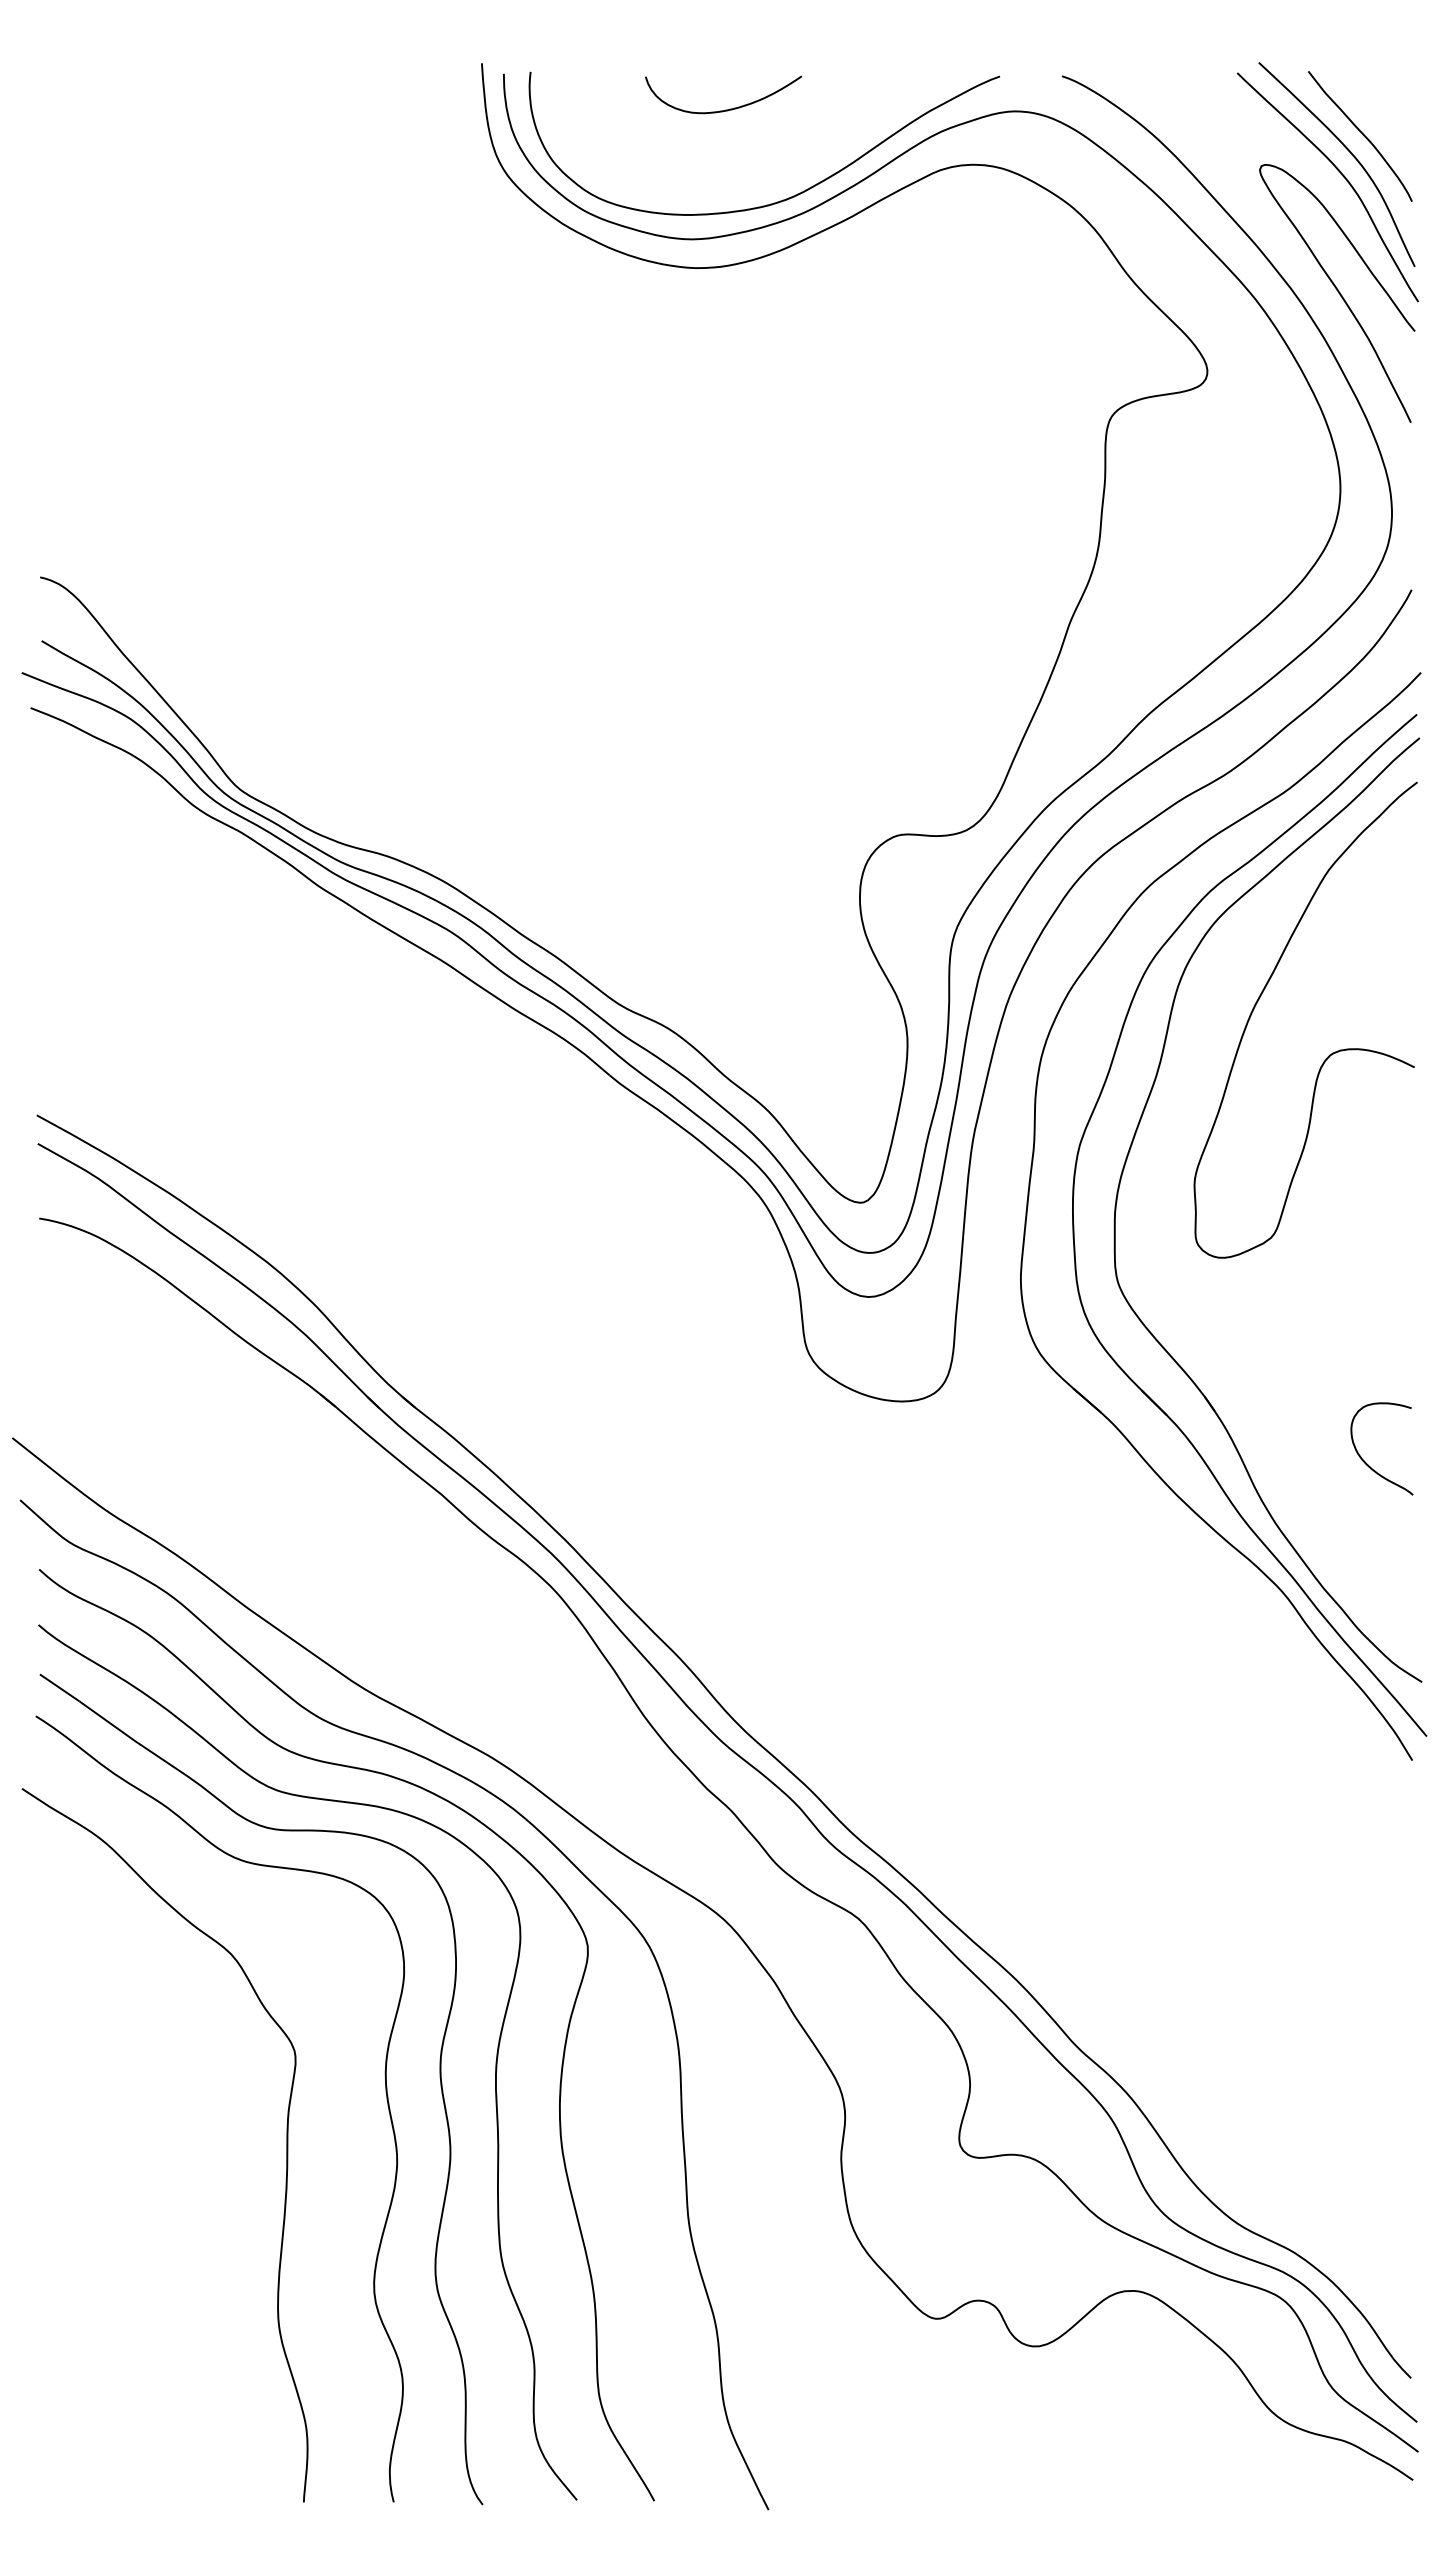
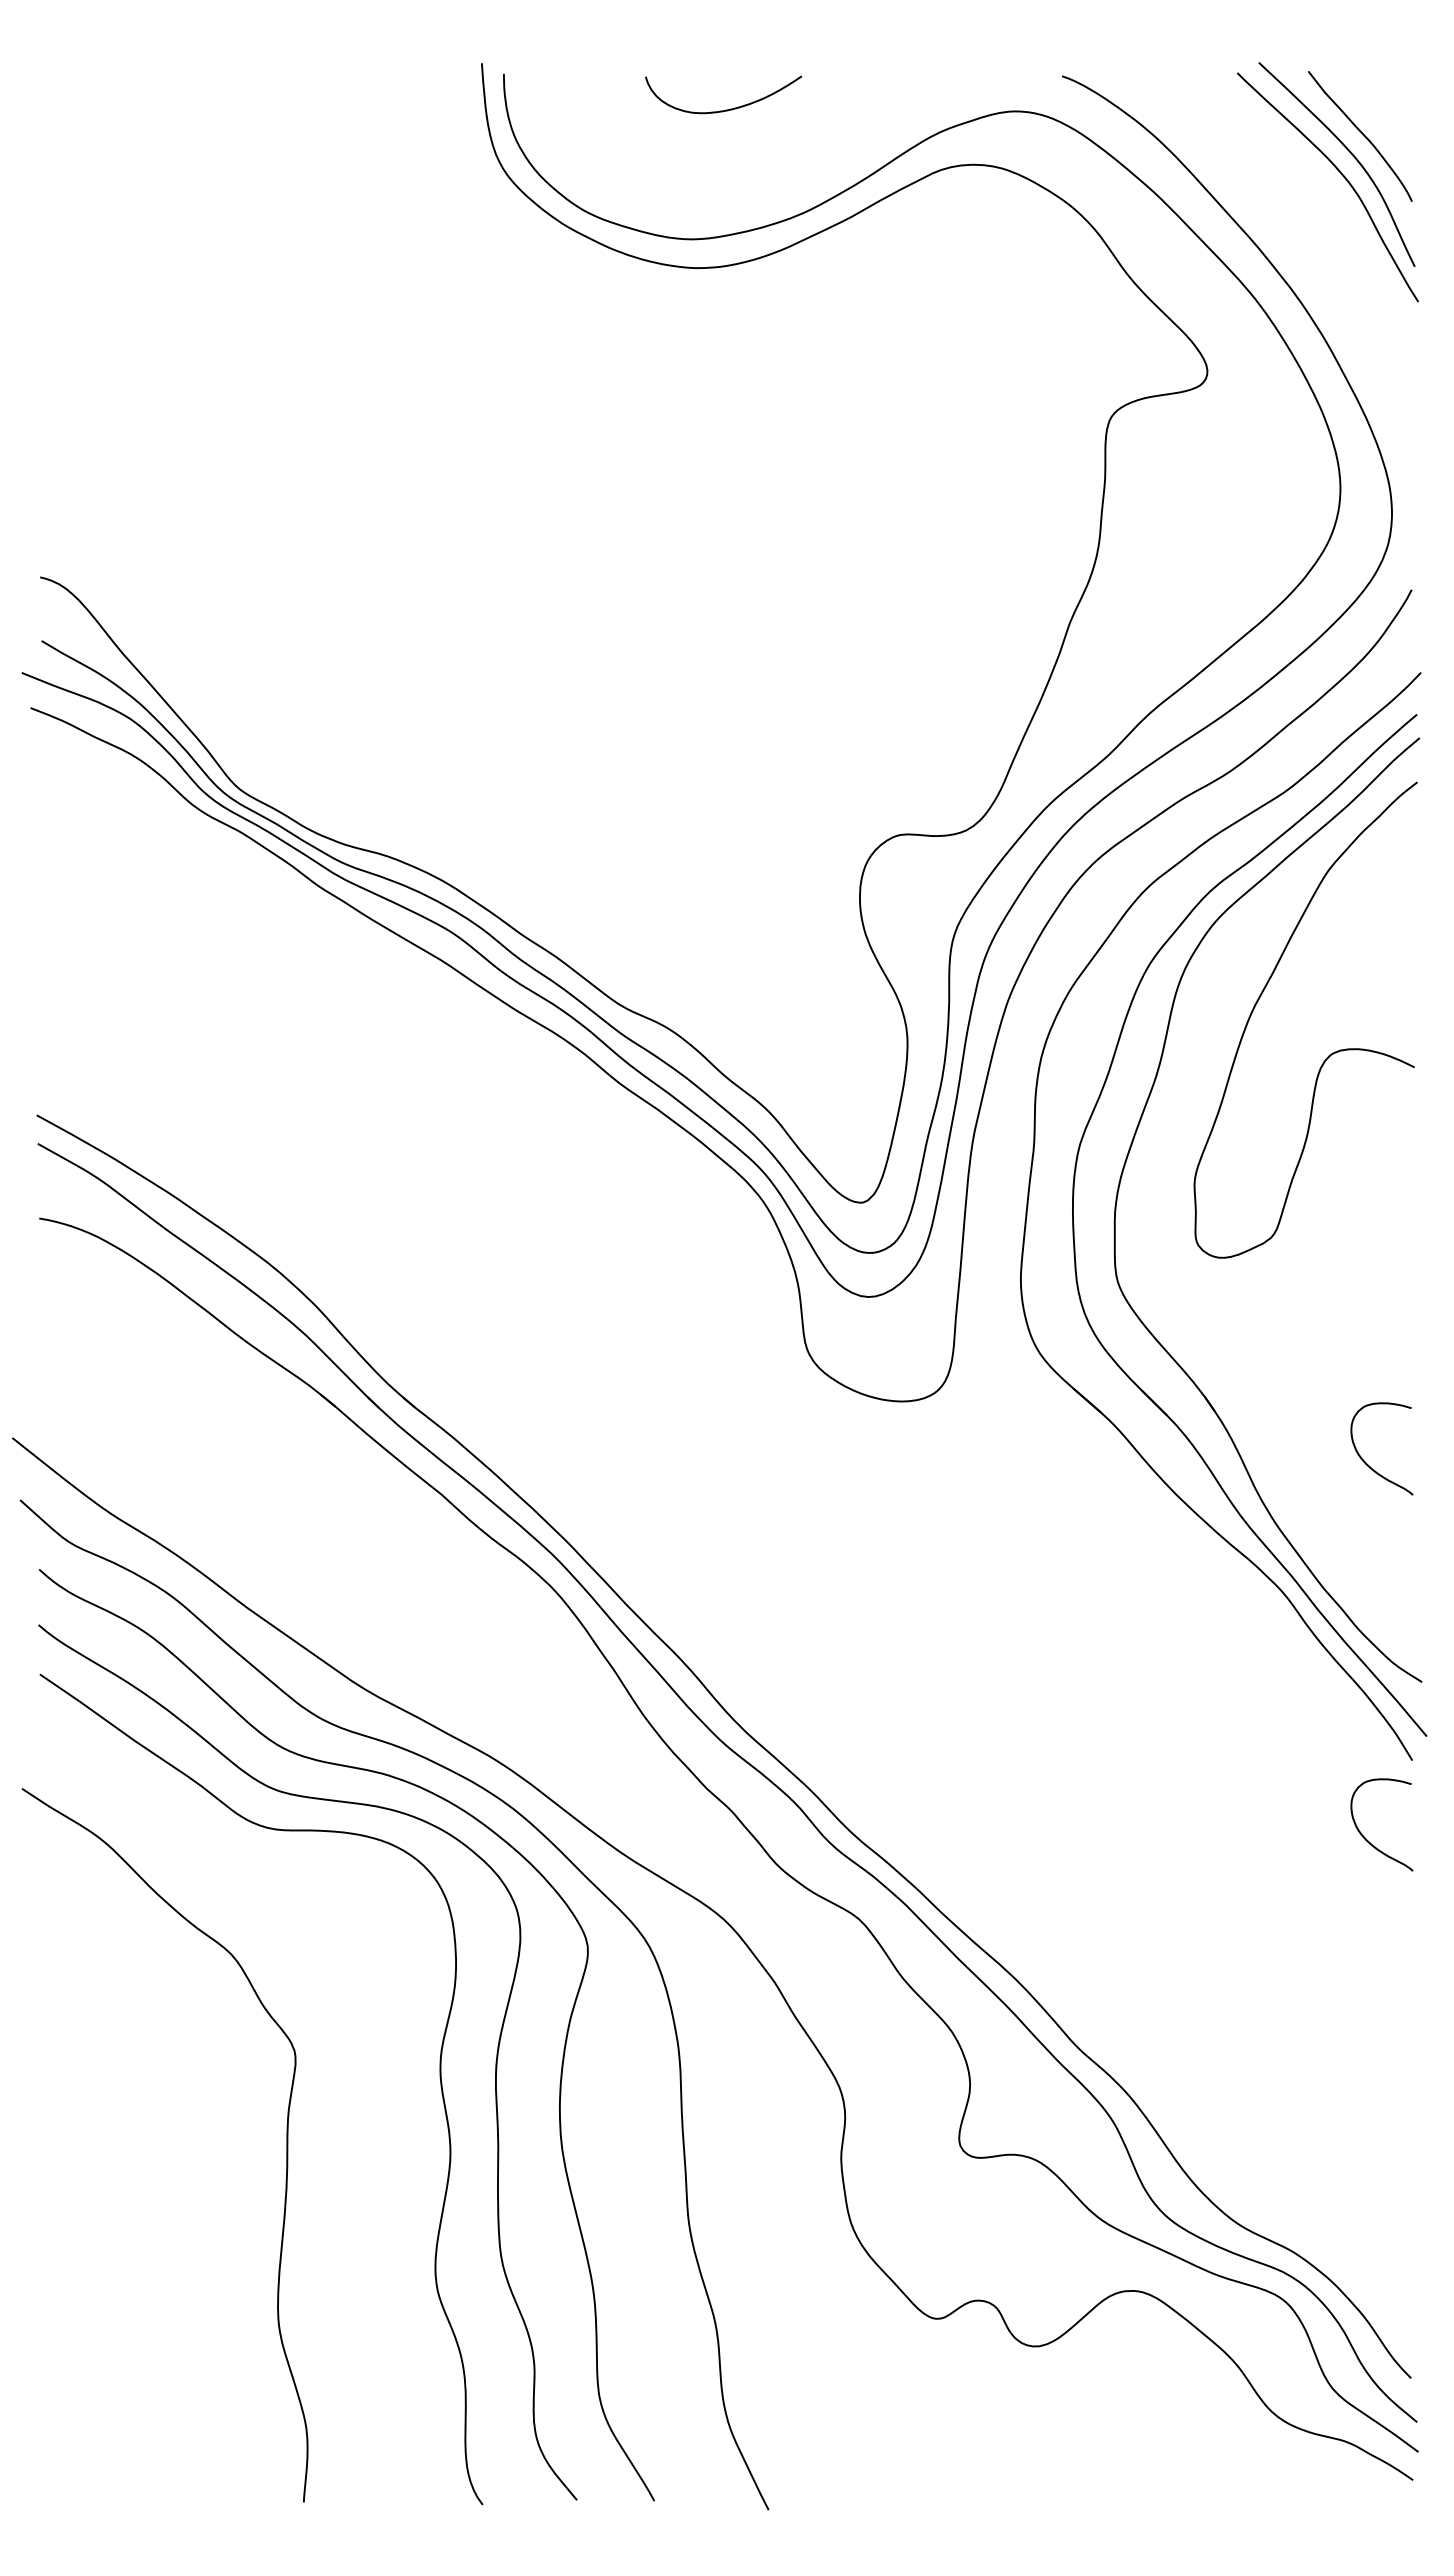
curve: present -> none (788, 197)
curve: present -> none (1337, 291)
curve: none -> present (1366, 1838)
curve: present -> none (385, 2092)
